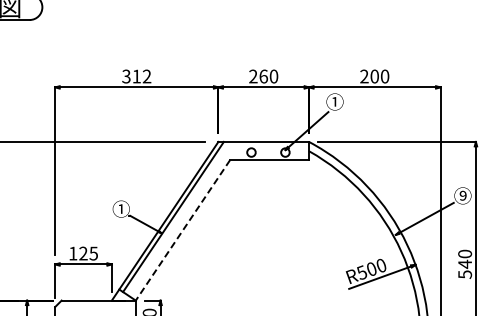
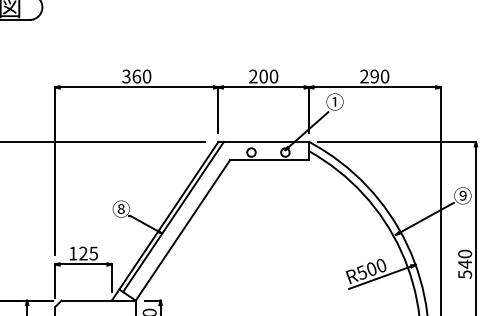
text: 312 -> 360 (141, 76)
text: 260 -> 200 (263, 76)
text: 200 -> 290 (374, 76)
text: ① -> ⑧ (120, 208)
line: dashed -> solid (182, 230)
